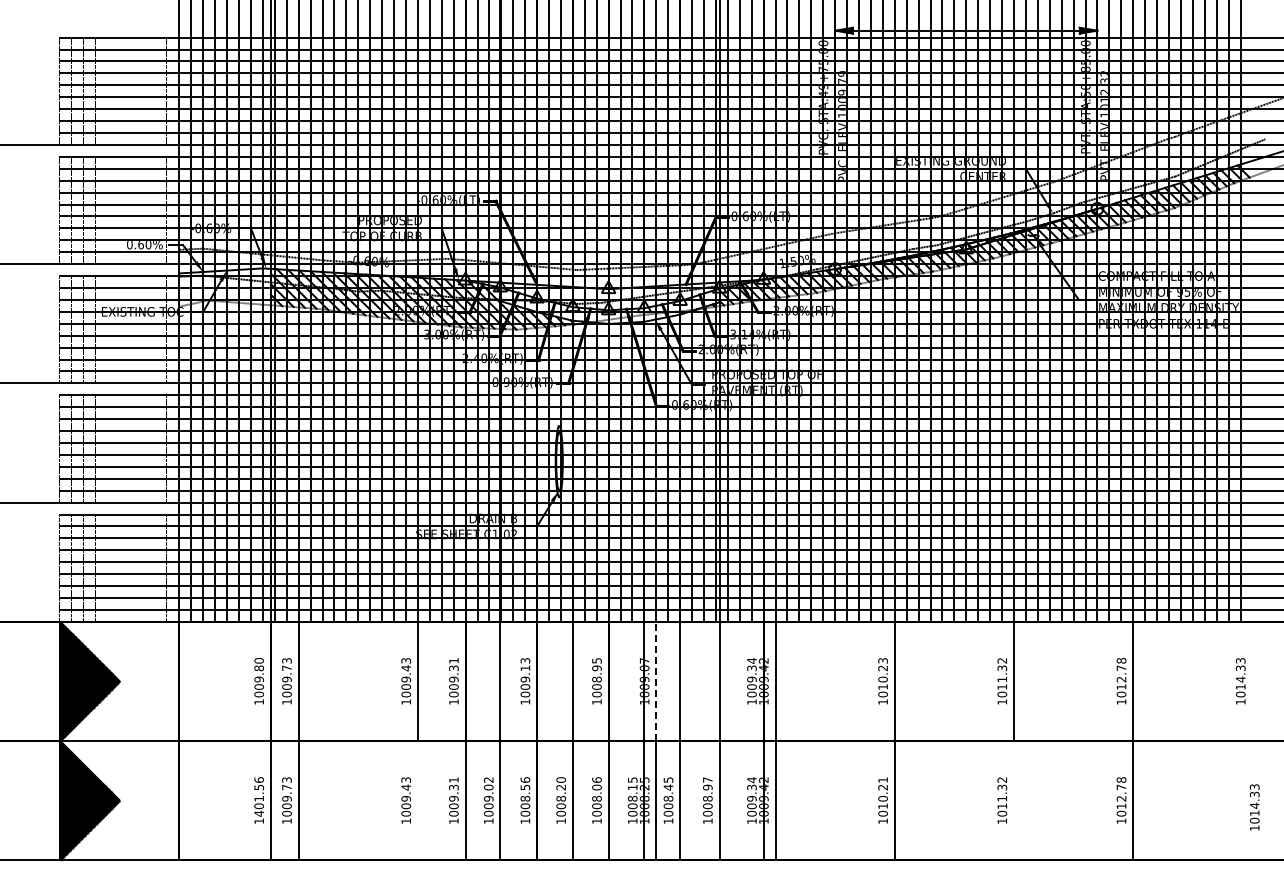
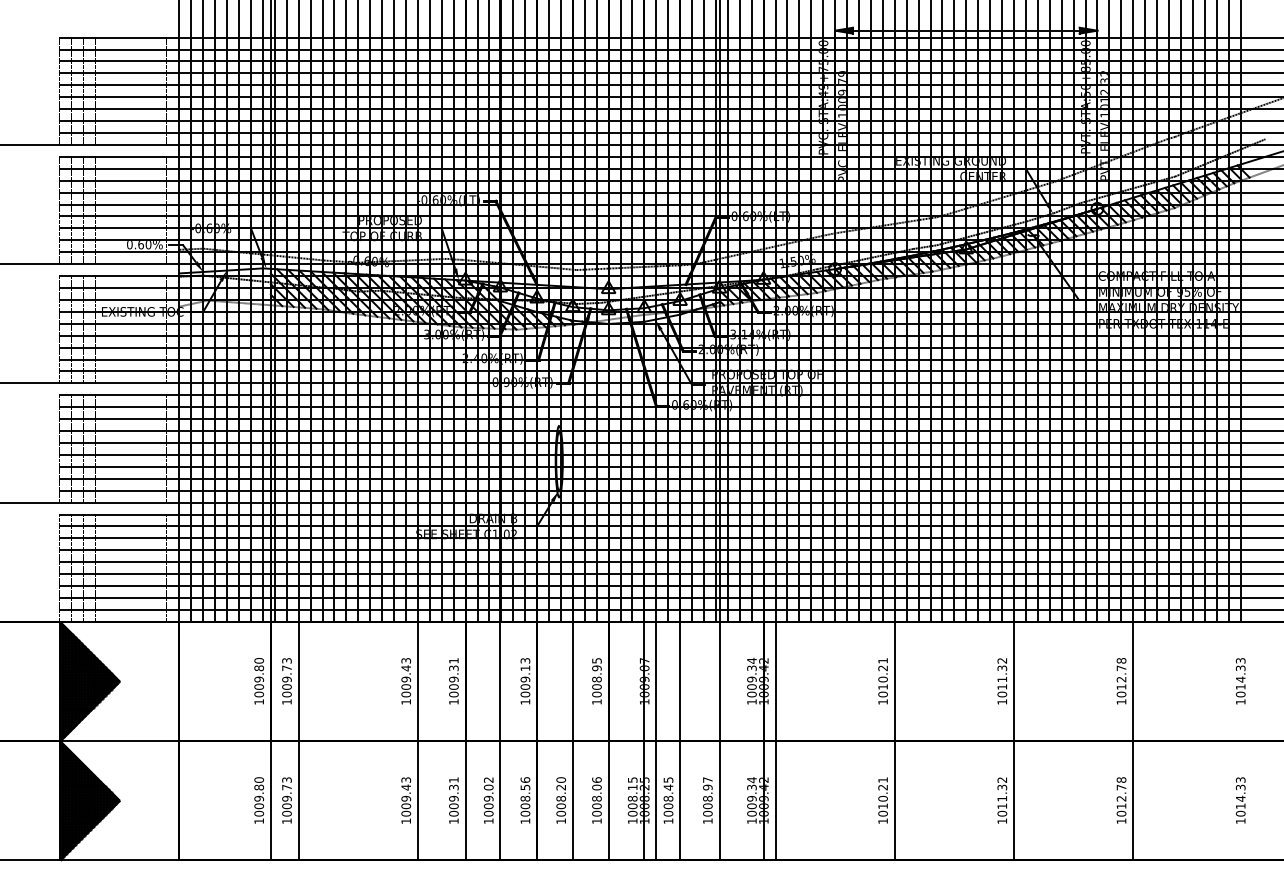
text: 1010.23 -> 1010.21 (882, 660)
line: dashed -> solid (656, 681)
text: 1401.56 -> 1009.80 (259, 796)
line: none -> present (417, 800)
line: none -> present (1013, 800)
text position: (1254, 807) -> (1240, 800) (1240, 800)
